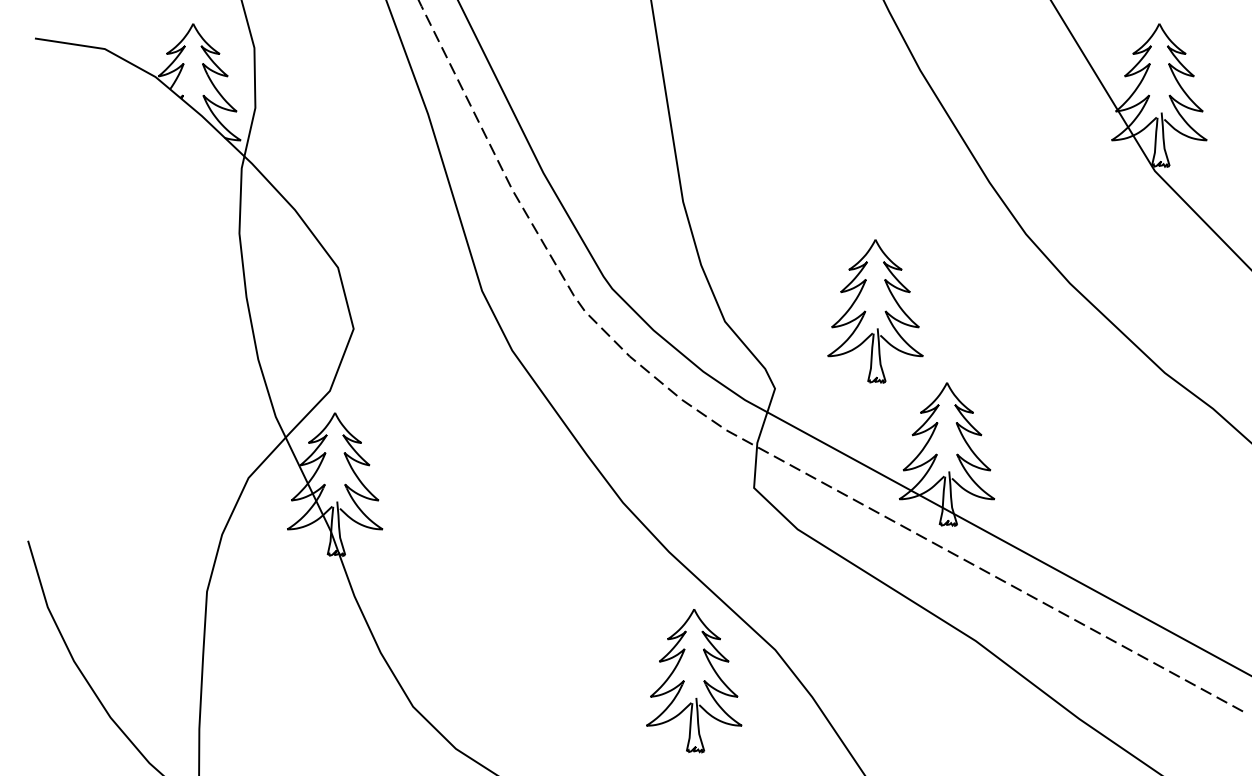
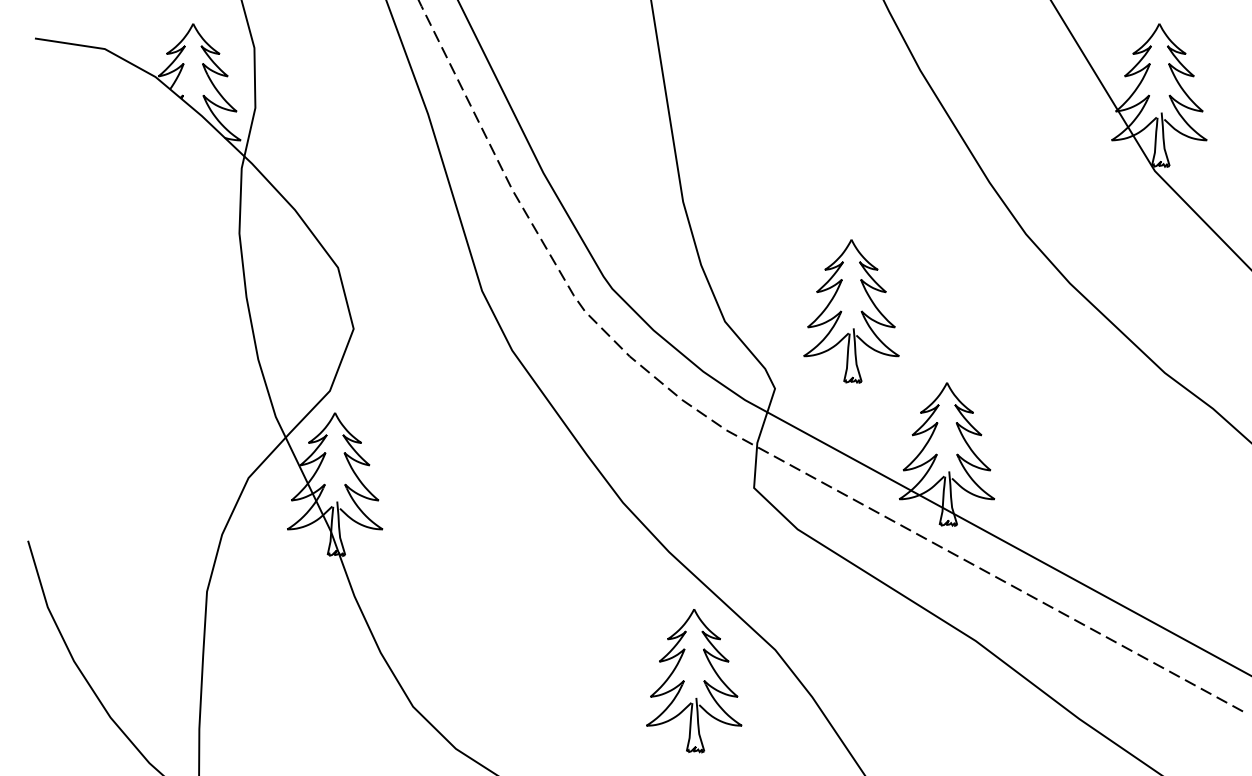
part position: (875, 311) -> (851, 311) (851, 311)
